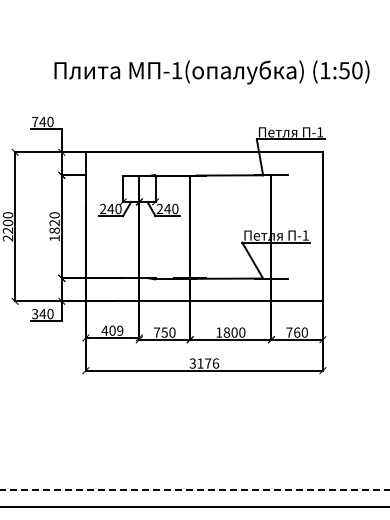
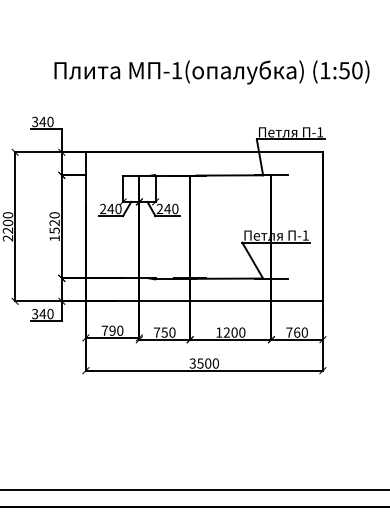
text: 740 -> 340 (35, 121)
text: 1820 -> 1520 (54, 230)
text: 409 -> 790 (112, 330)
text: 1800 -> 1200 (226, 332)
text: 3176 -> 3500 (208, 363)
line: dashed -> solid (194, 490)
